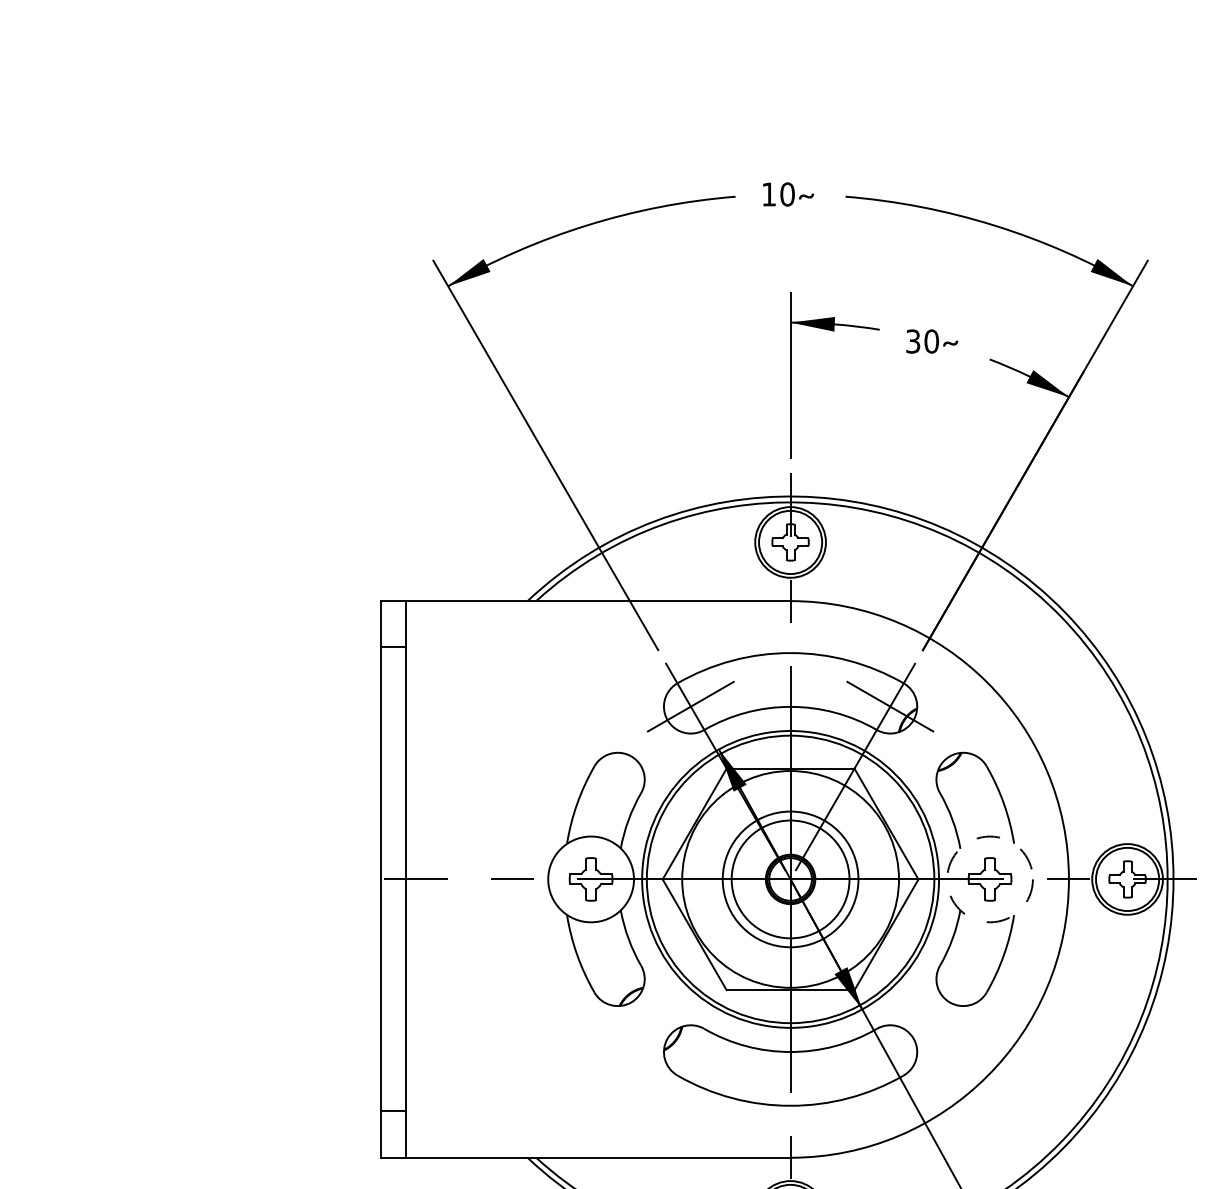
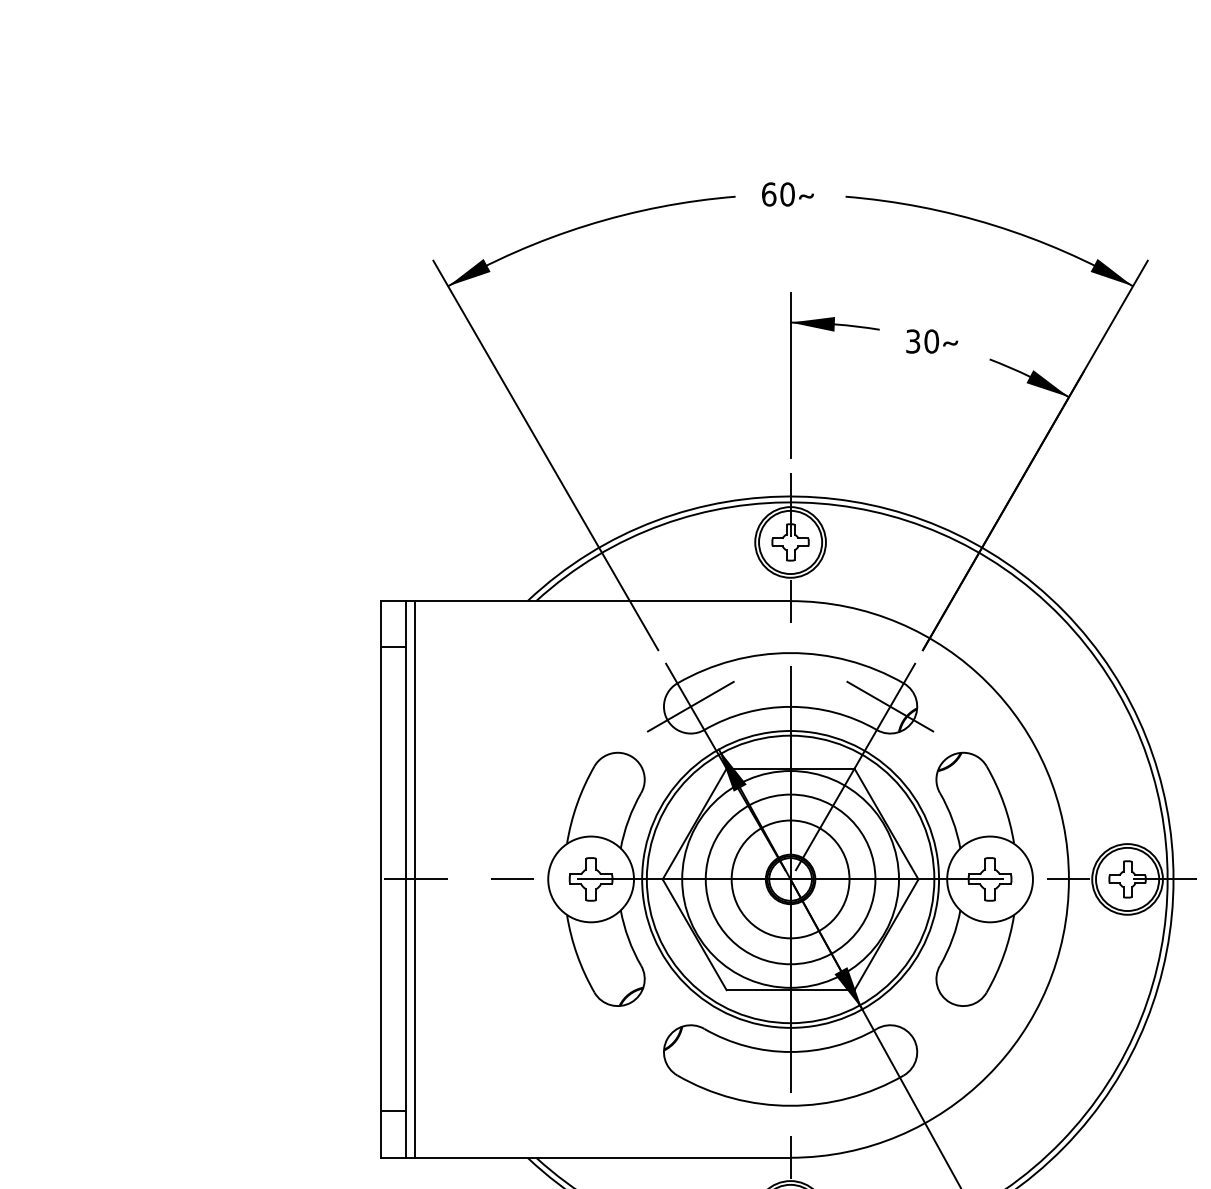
text: 10 -> 60 (769, 194)
line: none -> present (414, 879)
circle diameter: 136 px -> 170 px (790, 879)
circle: dashed -> solid (989, 879)
